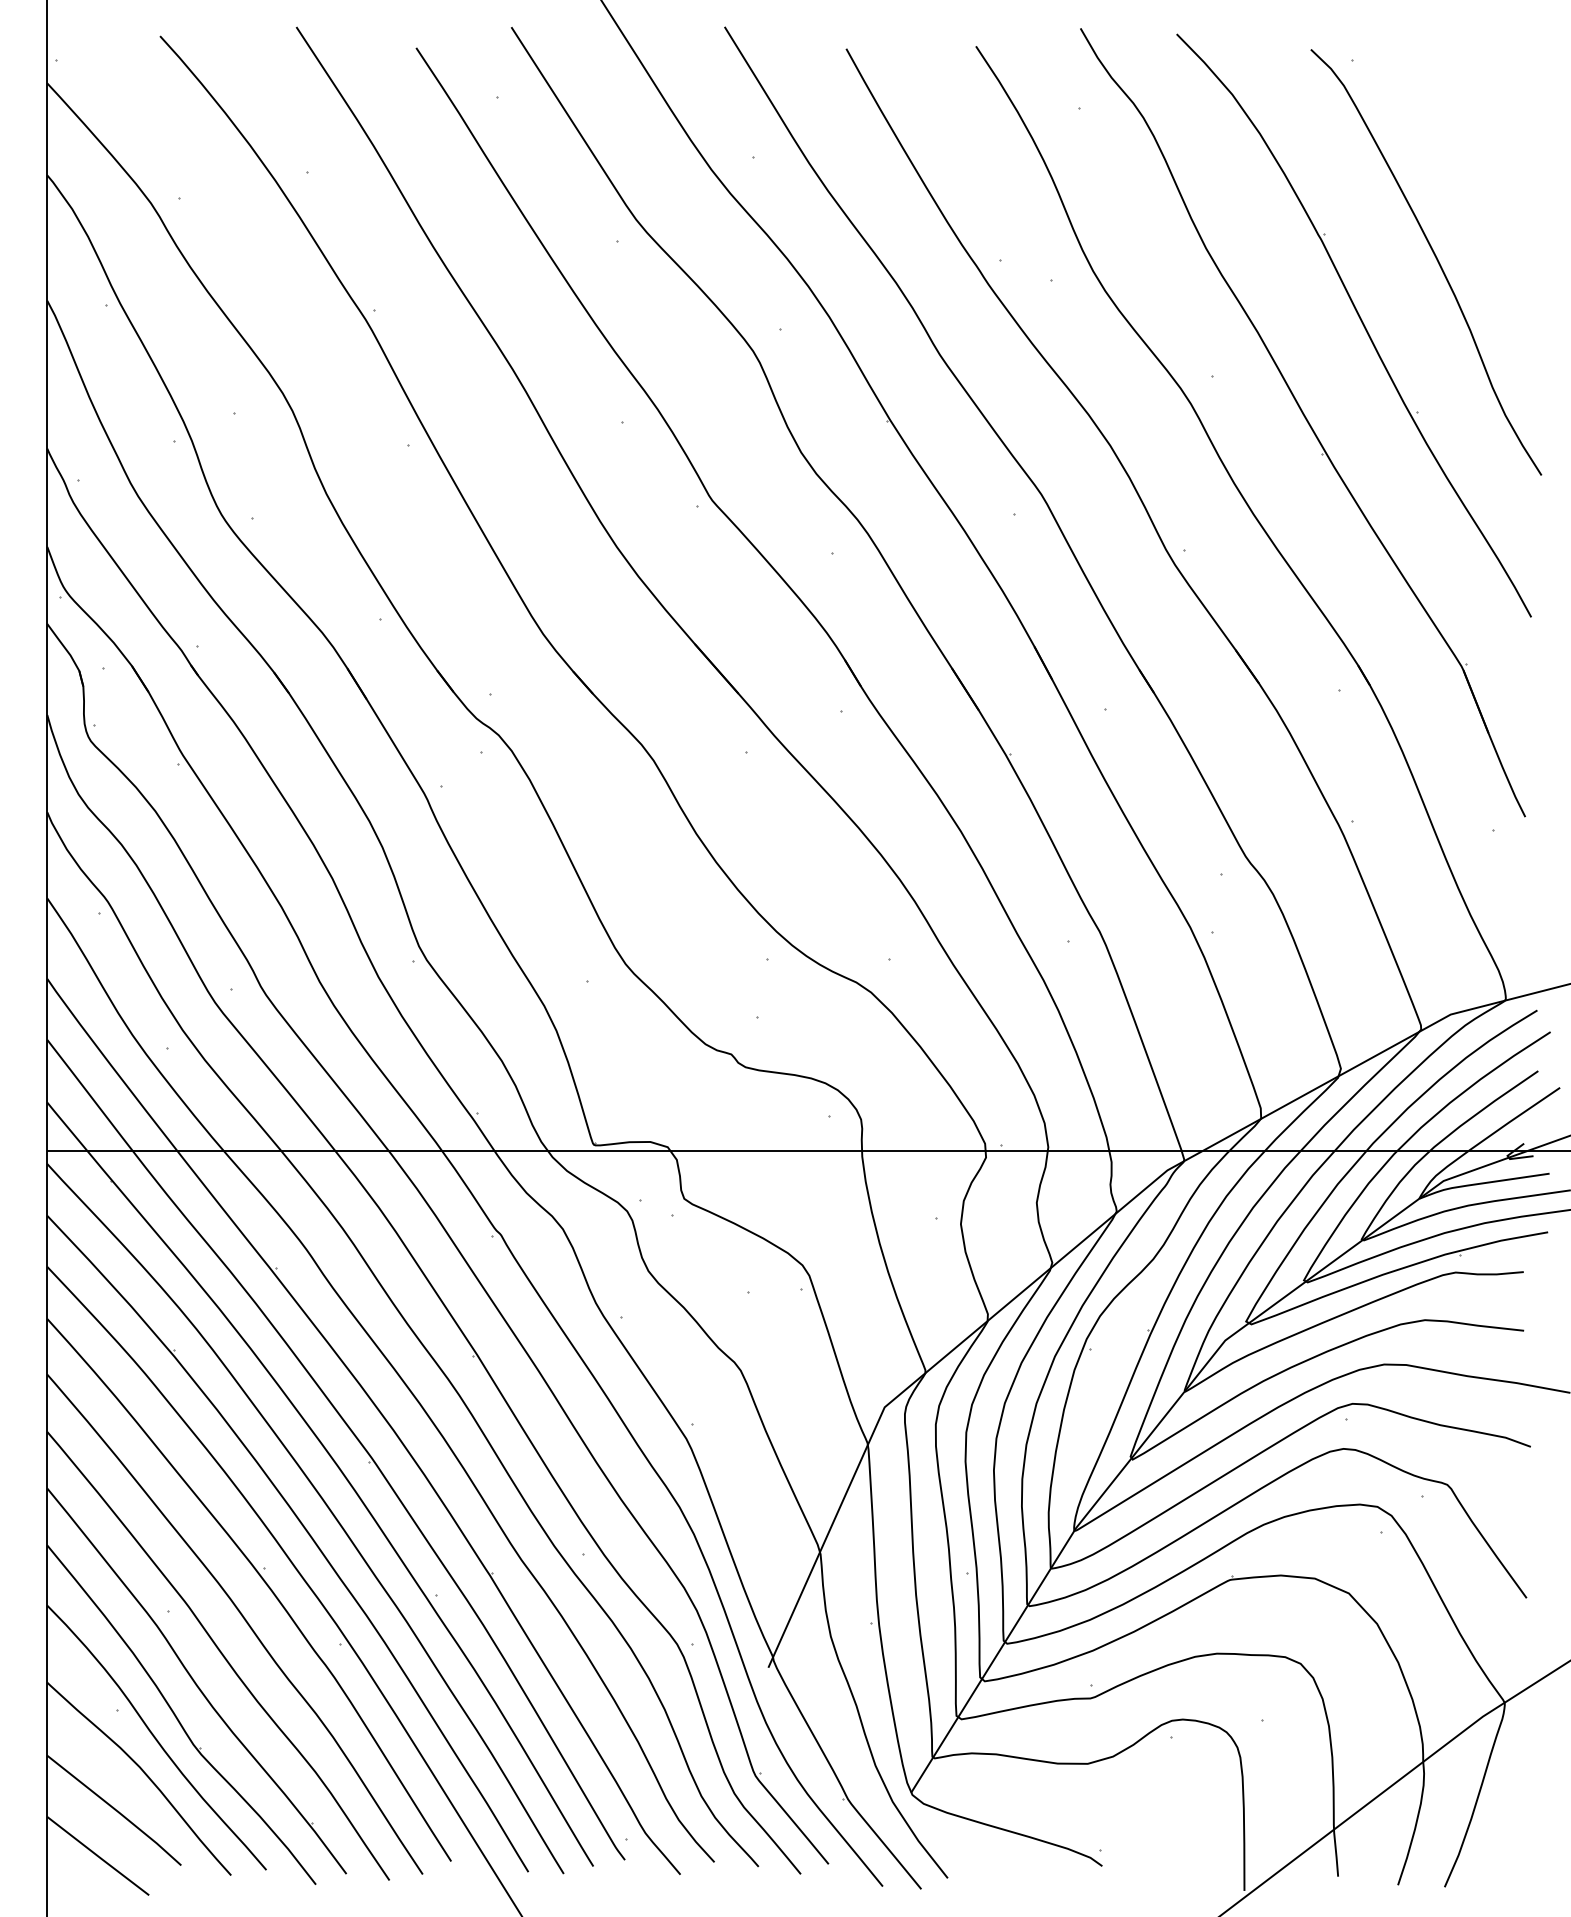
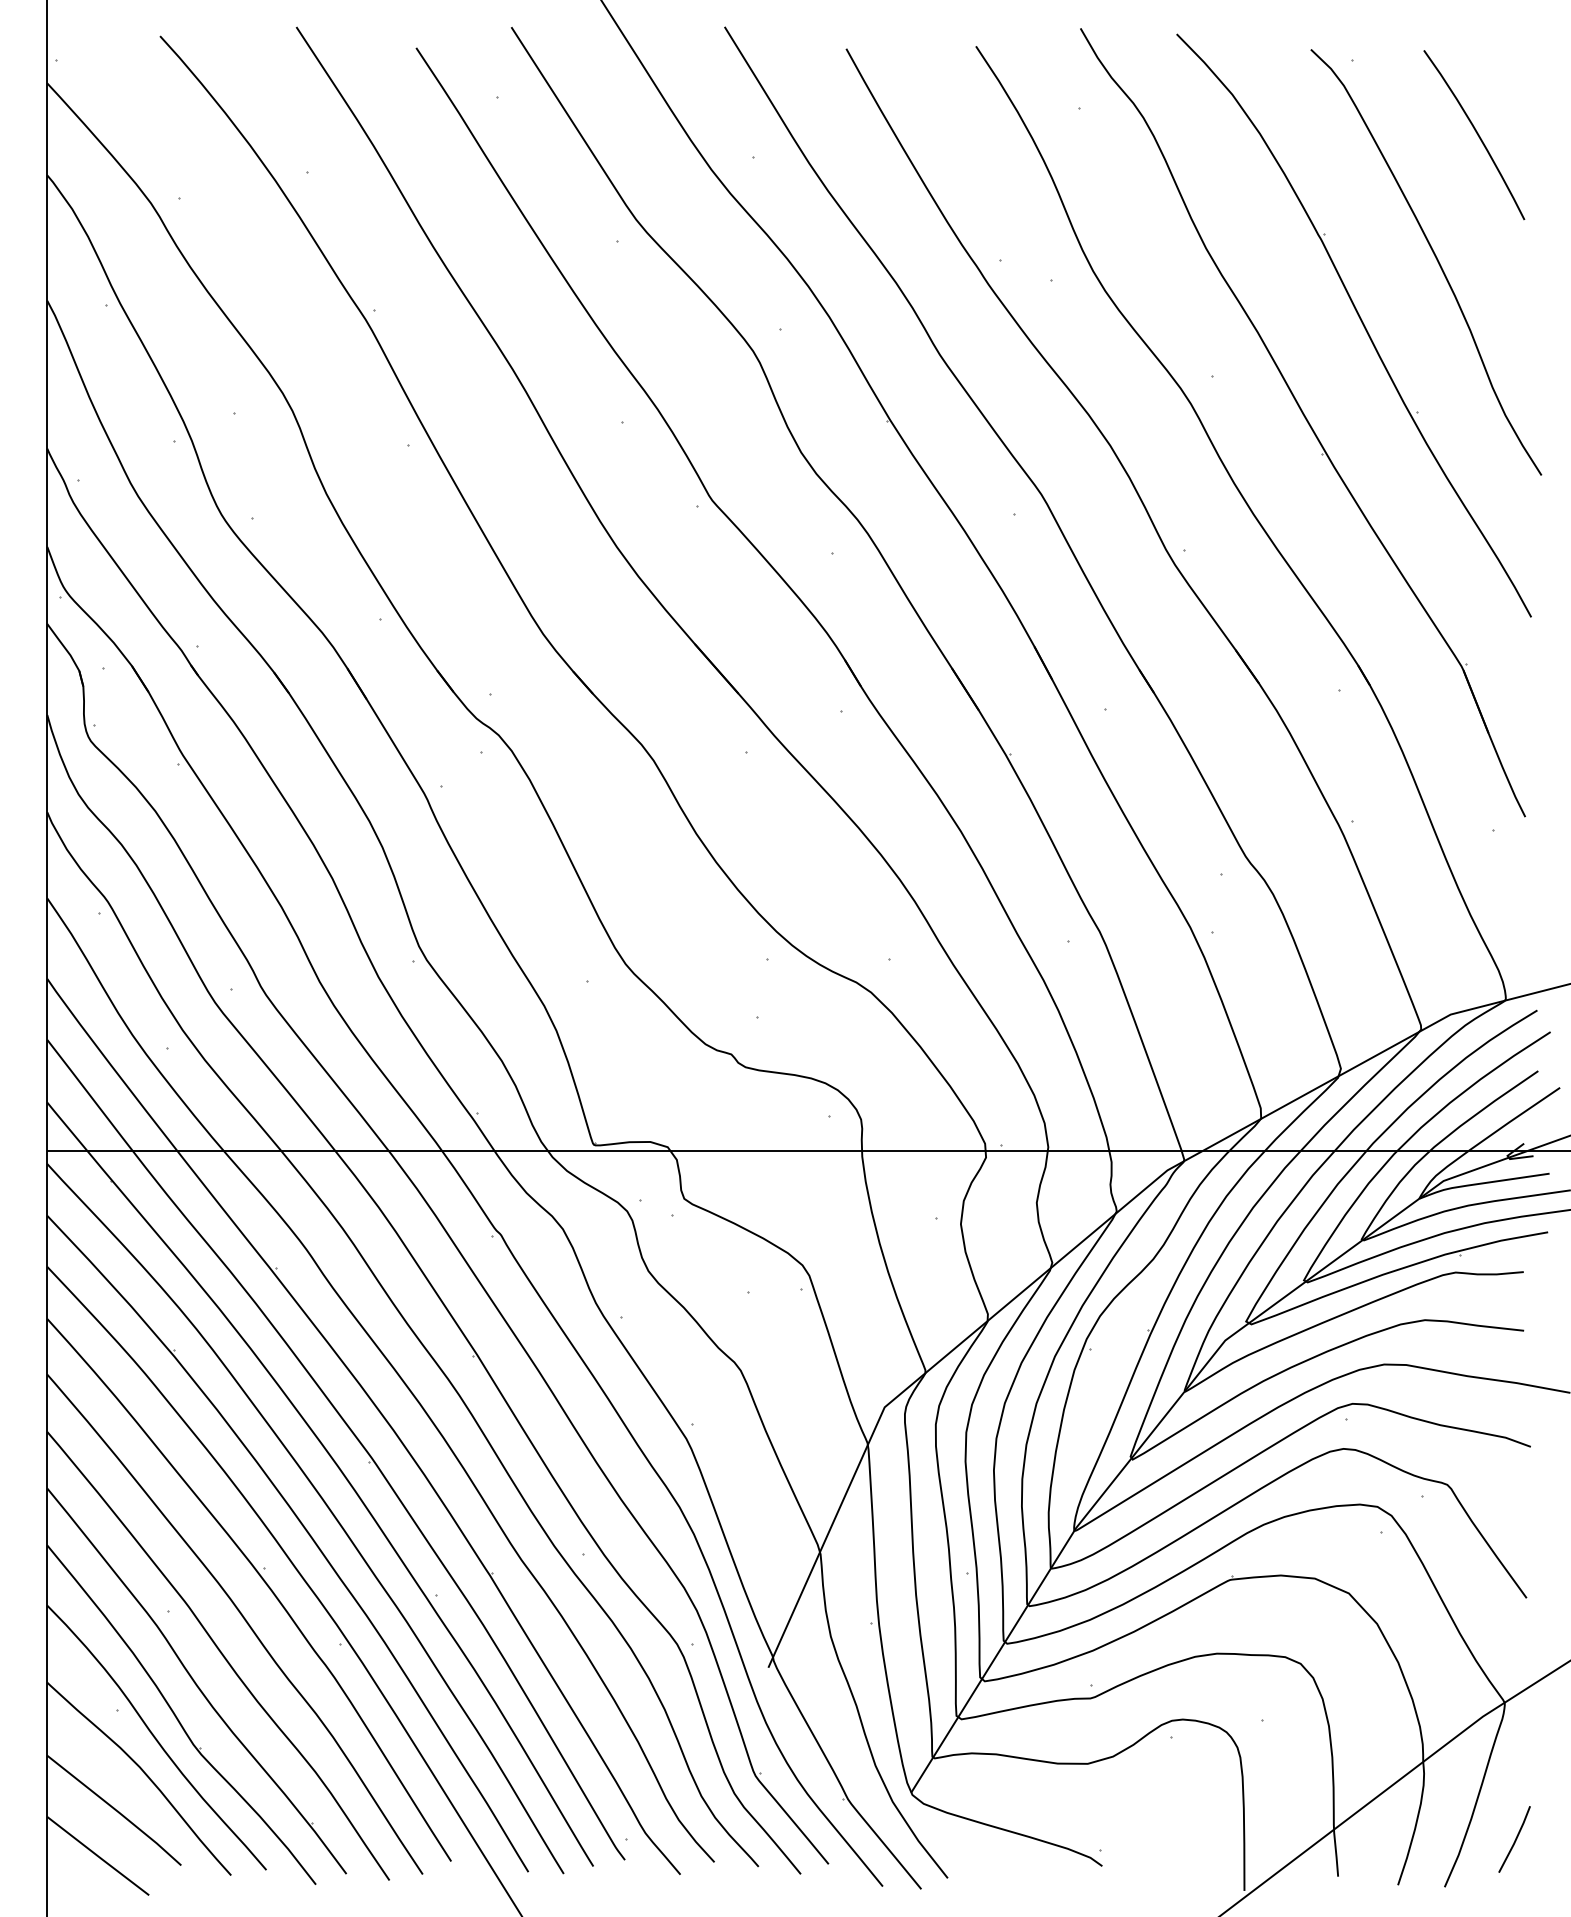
curve: none -> present (1476, 133)
line: none -> present (1515, 1839)
